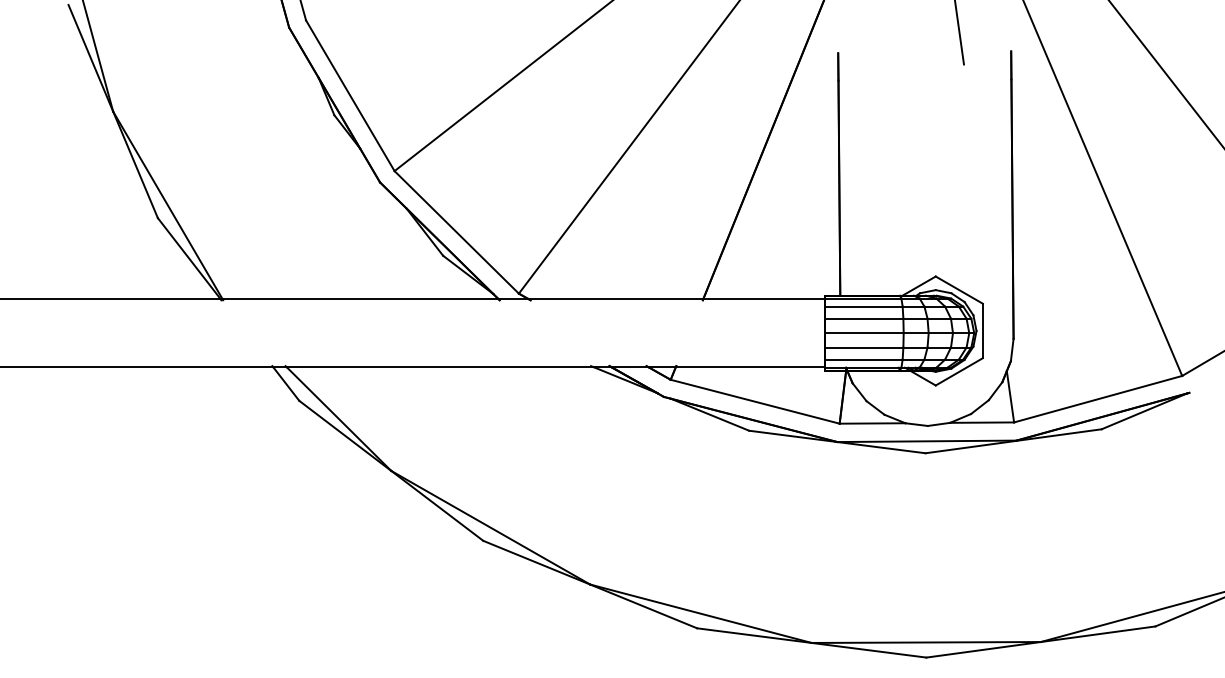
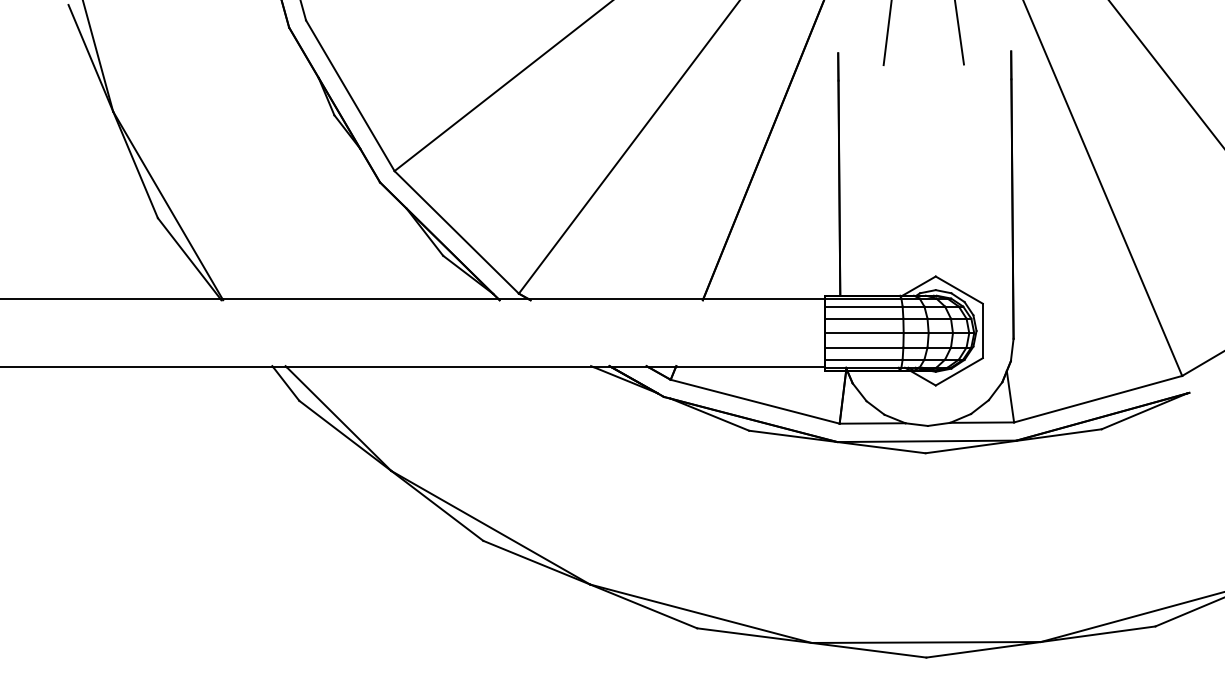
line: none -> present (887, 33)
